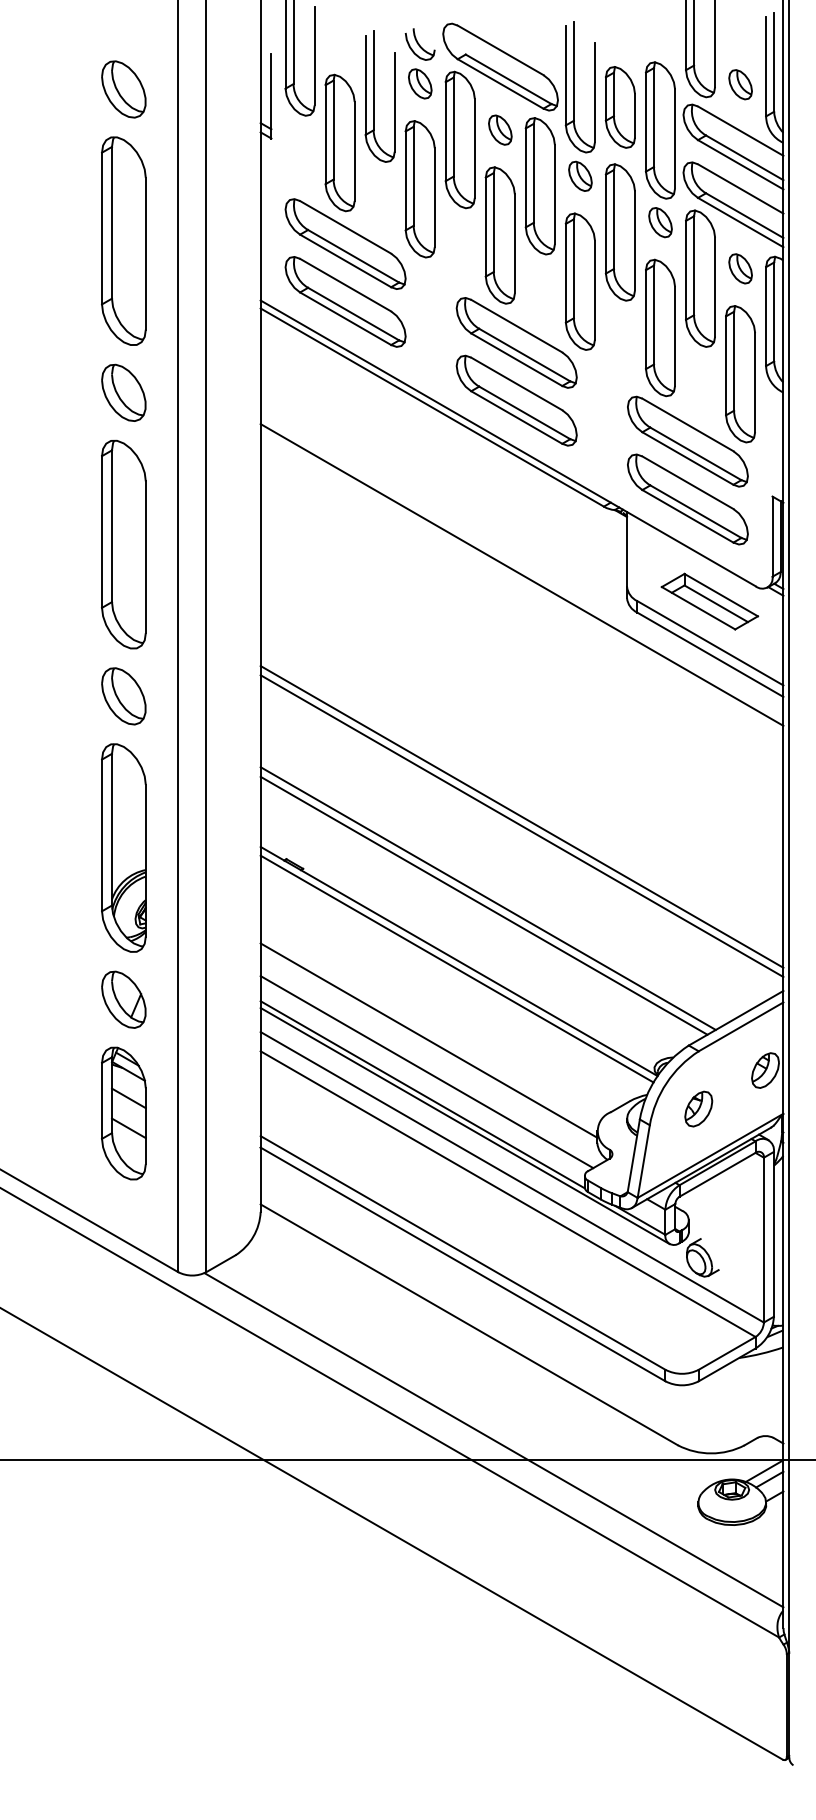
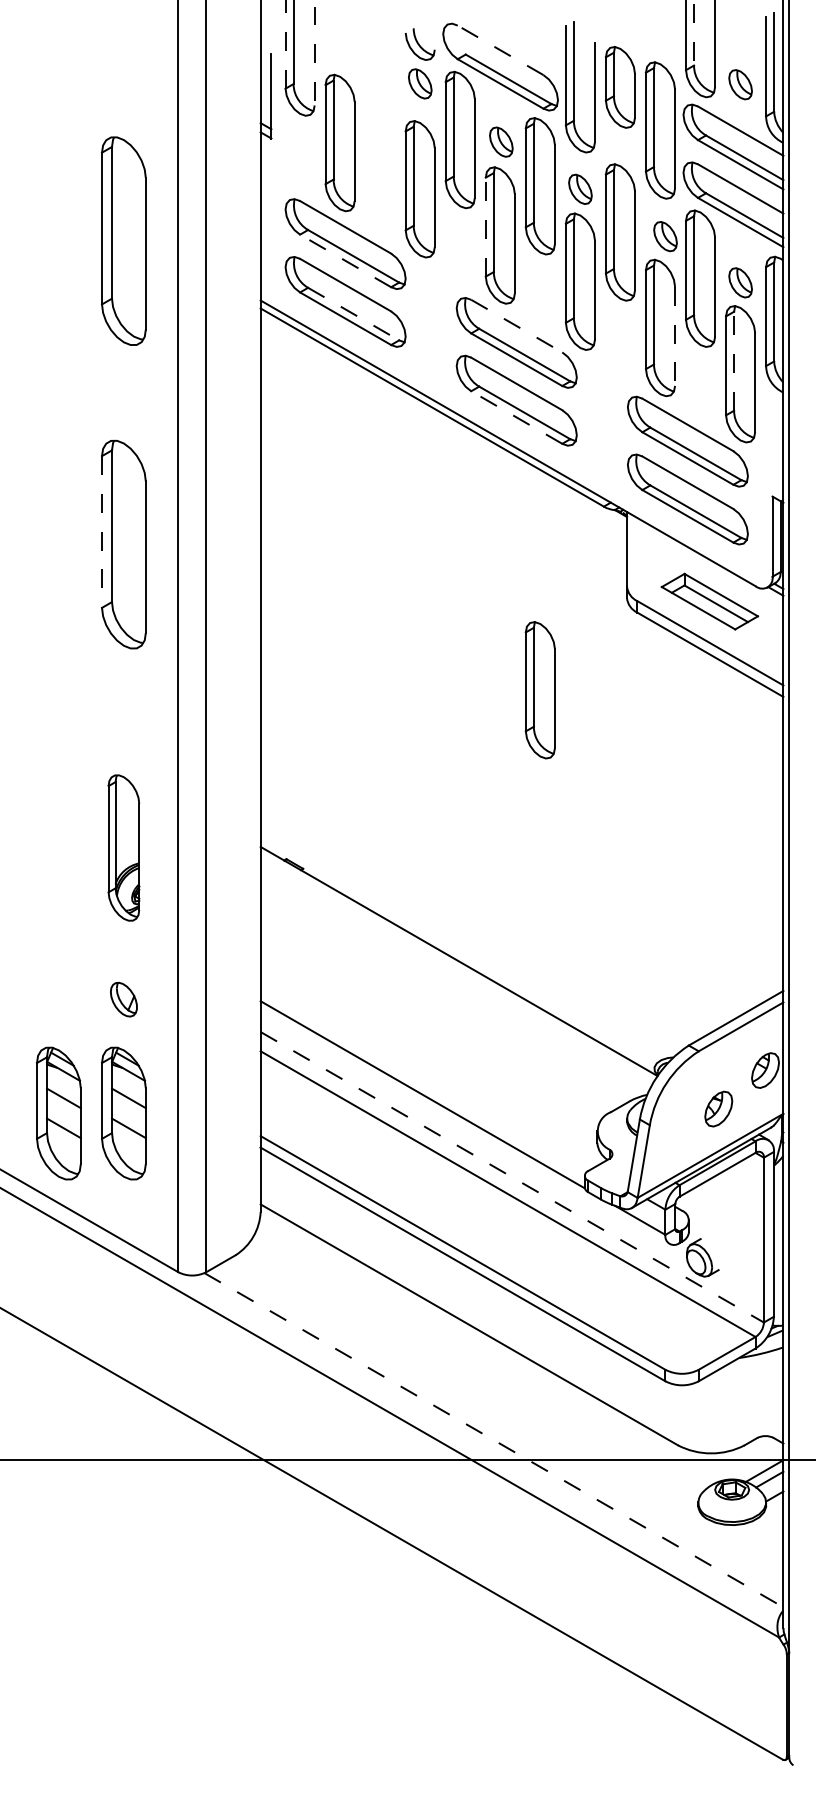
line: solid -> dashed (694, 33)
line: solid -> dashed (285, 44)
line: solid -> dashed (500, 50)
line: solid -> dashed (314, 56)
part: present -> none (123, 89)
part: present -> none (379, 96)
part position: (619, 107) -> (619, 87) (619, 87)
part position: (500, 129) -> (501, 141) (501, 141)
part position: (580, 175) -> (580, 188) (580, 188)
part position: (660, 222) -> (665, 236) (665, 236)
line: solid -> dashed (485, 226)
line: solid -> dashed (345, 260)
part position: (740, 268) -> (740, 282) (740, 282)
line: solid -> dashed (353, 314)
line: solid -> dashed (516, 326)
line: solid -> dashed (675, 336)
line: solid -> dashed (734, 360)
part: present -> none (123, 392)
line: solid -> dashed (516, 417)
line: solid -> dashed (102, 532)
line: present -> none (521, 574)
part: none -> present (539, 690)
part: present -> none (123, 696)
line: present -> none (521, 816)
line: present -> none (521, 826)
part size: 46x210 px -> 34x148 px (123, 847)
line: present -> none (487, 898)
line: present -> none (483, 905)
line: present -> none (456, 968)
part size: 46x59 px -> 28x37 px (123, 999)
line: present -> none (428, 1040)
line: present -> none (426, 1072)
part position: (698, 1108) -> (718, 1108) (718, 1108)
part: none -> present (58, 1113)
line: present -> none (464, 1125)
line: solid -> dashed (512, 1177)
line: solid -> dashed (494, 1440)
